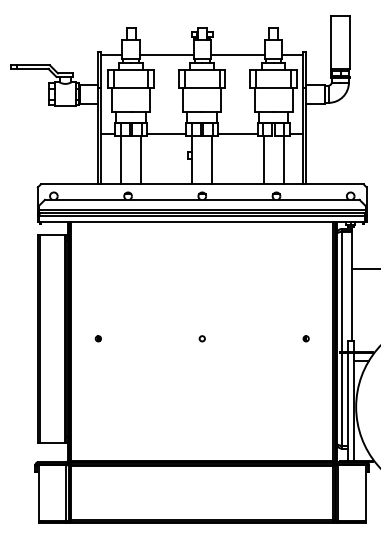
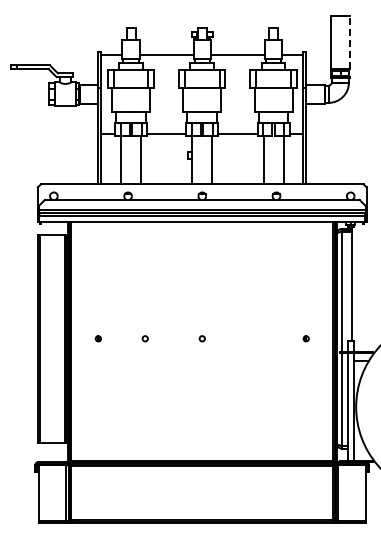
line: solid -> dashed (350, 42)
line: present -> none (364, 269)
circle: none -> present (144, 338)
